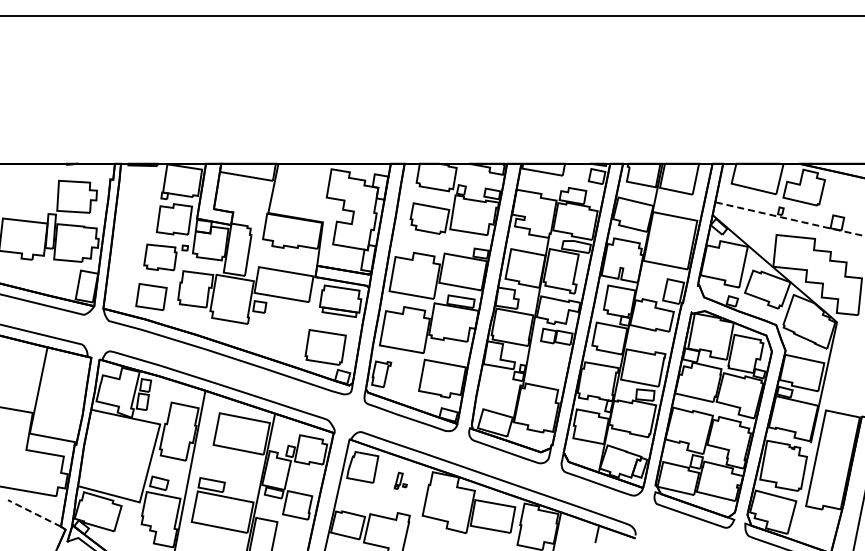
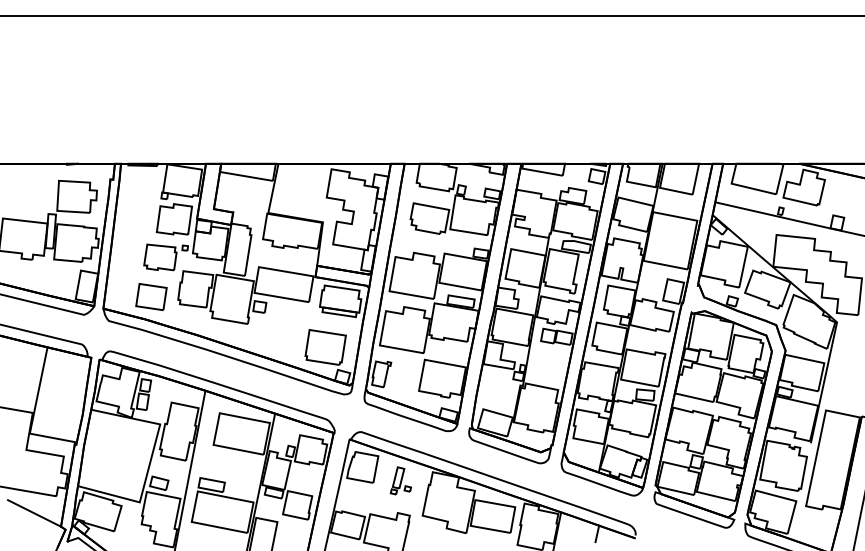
line: dashed -> solid (790, 219)
part size: 15x19 px -> 23x30 px (400, 480)
line: dashed -> solid (34, 513)
